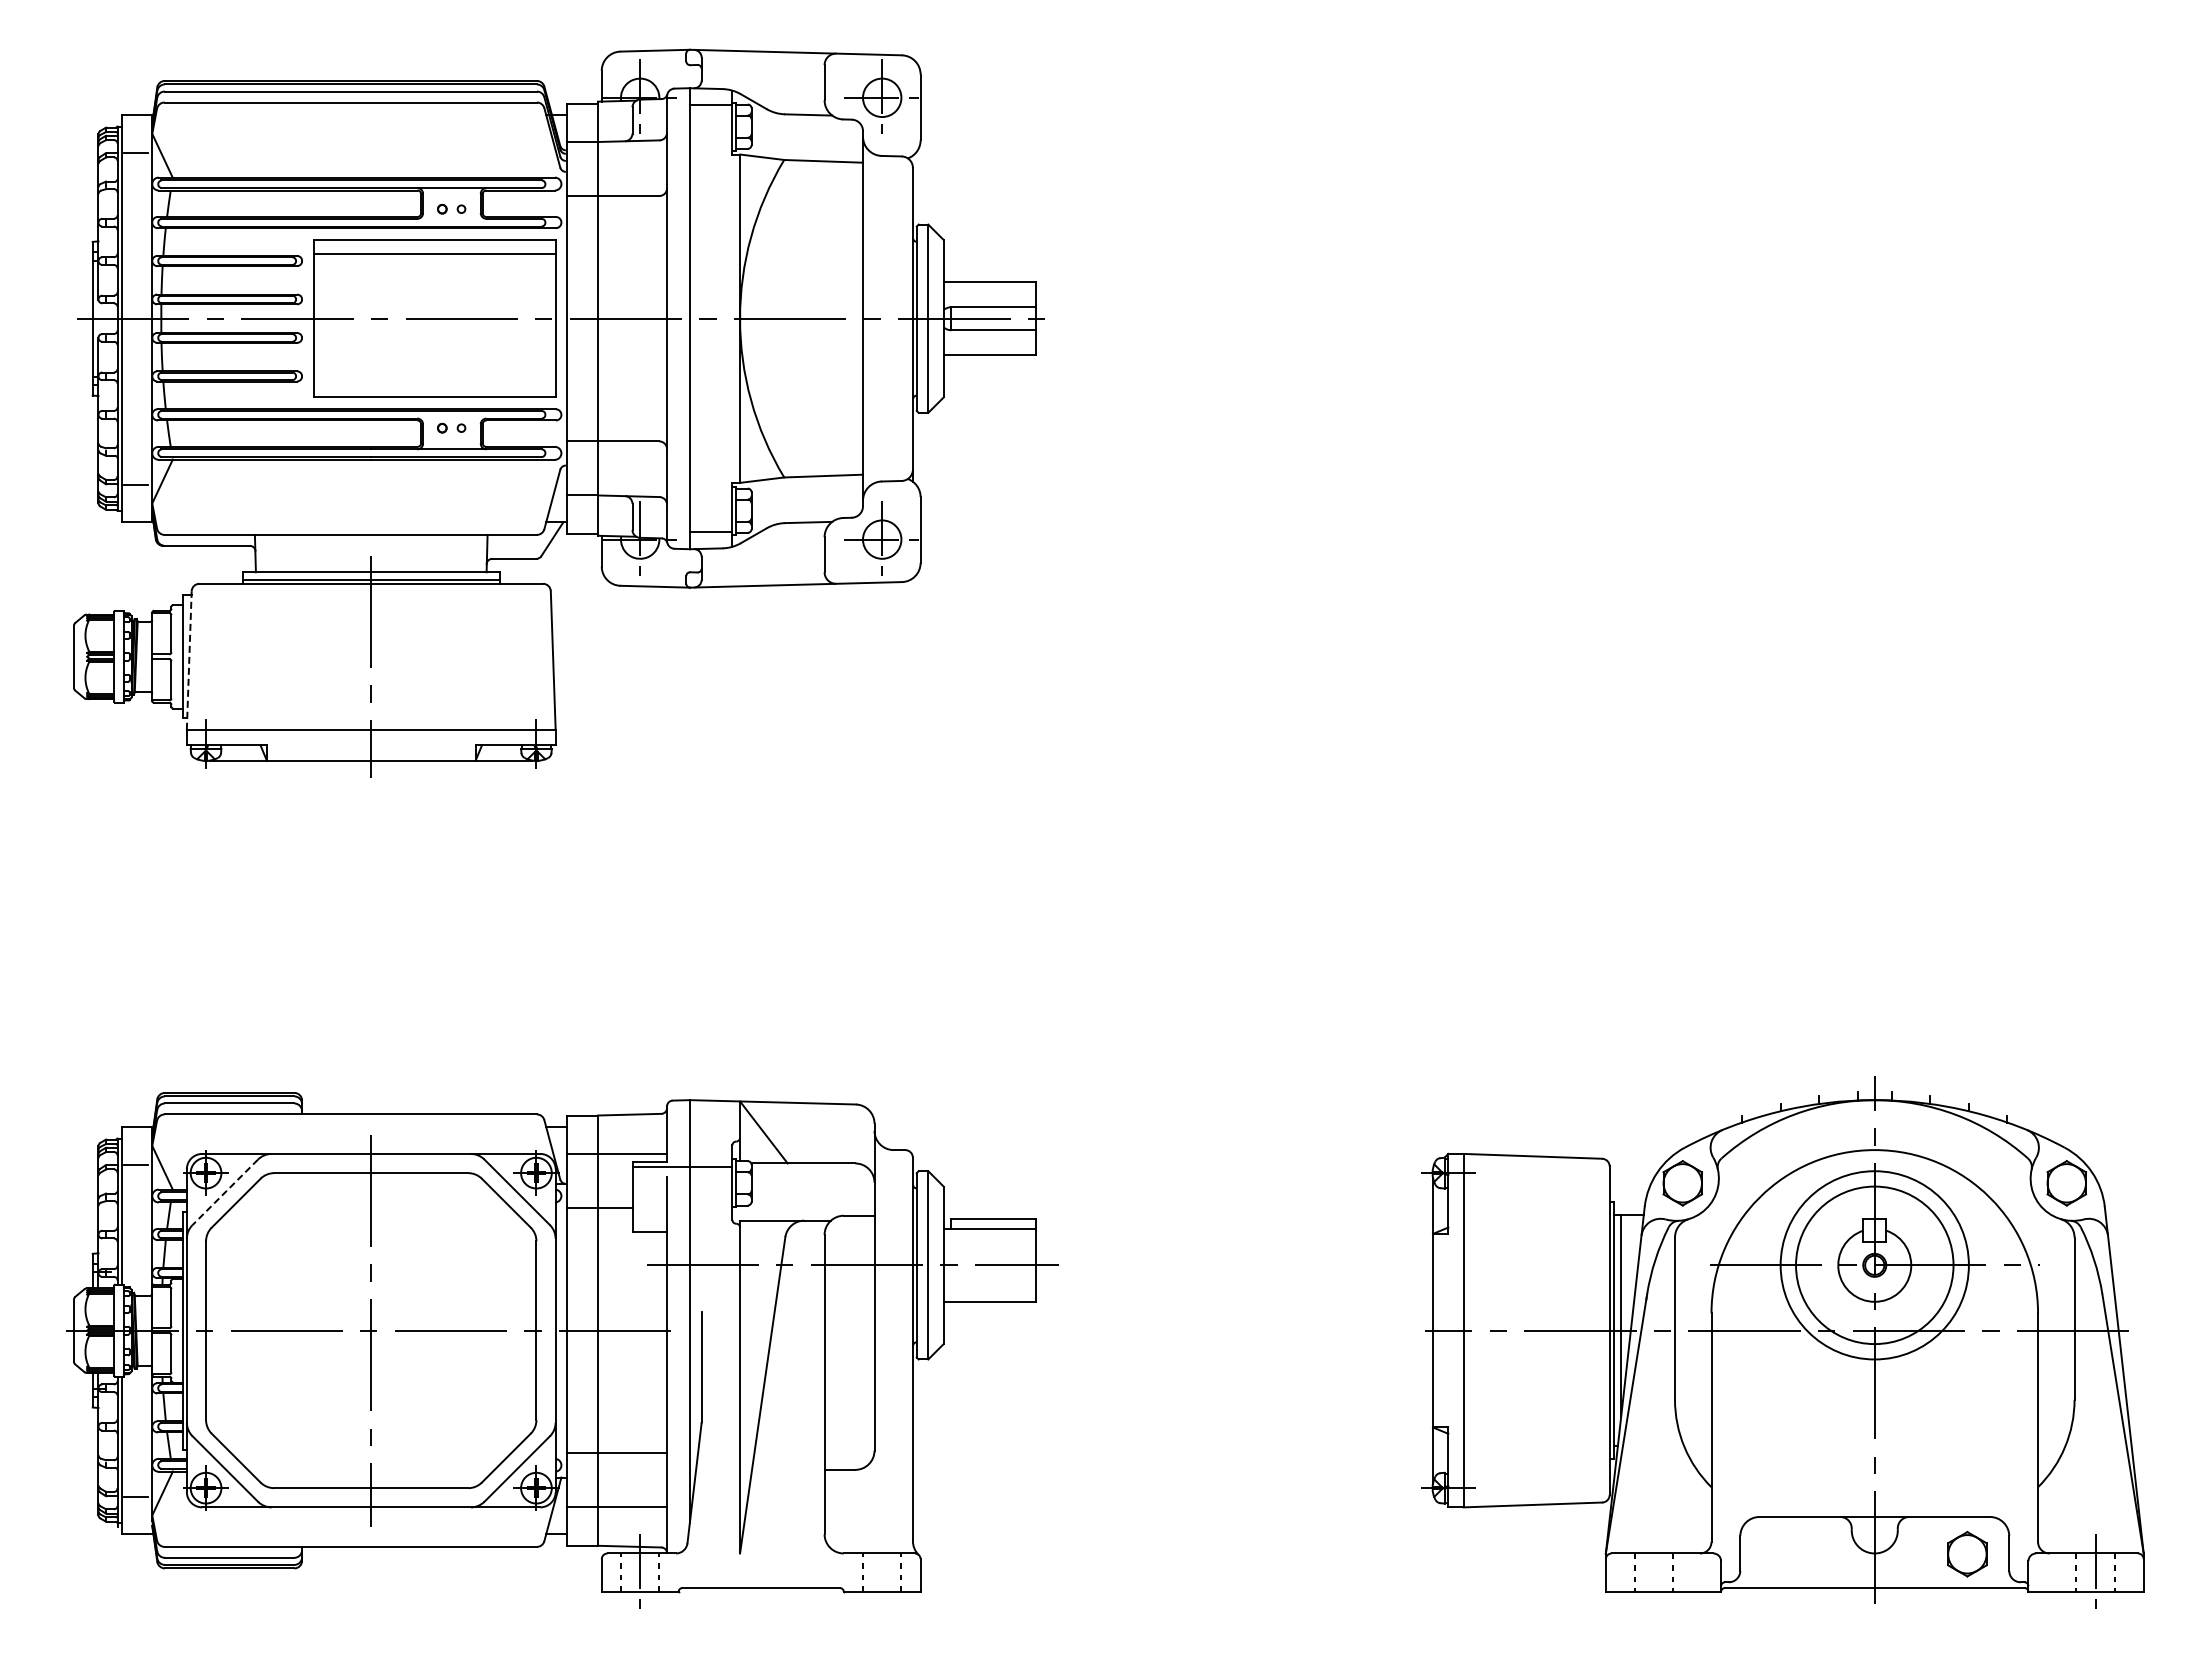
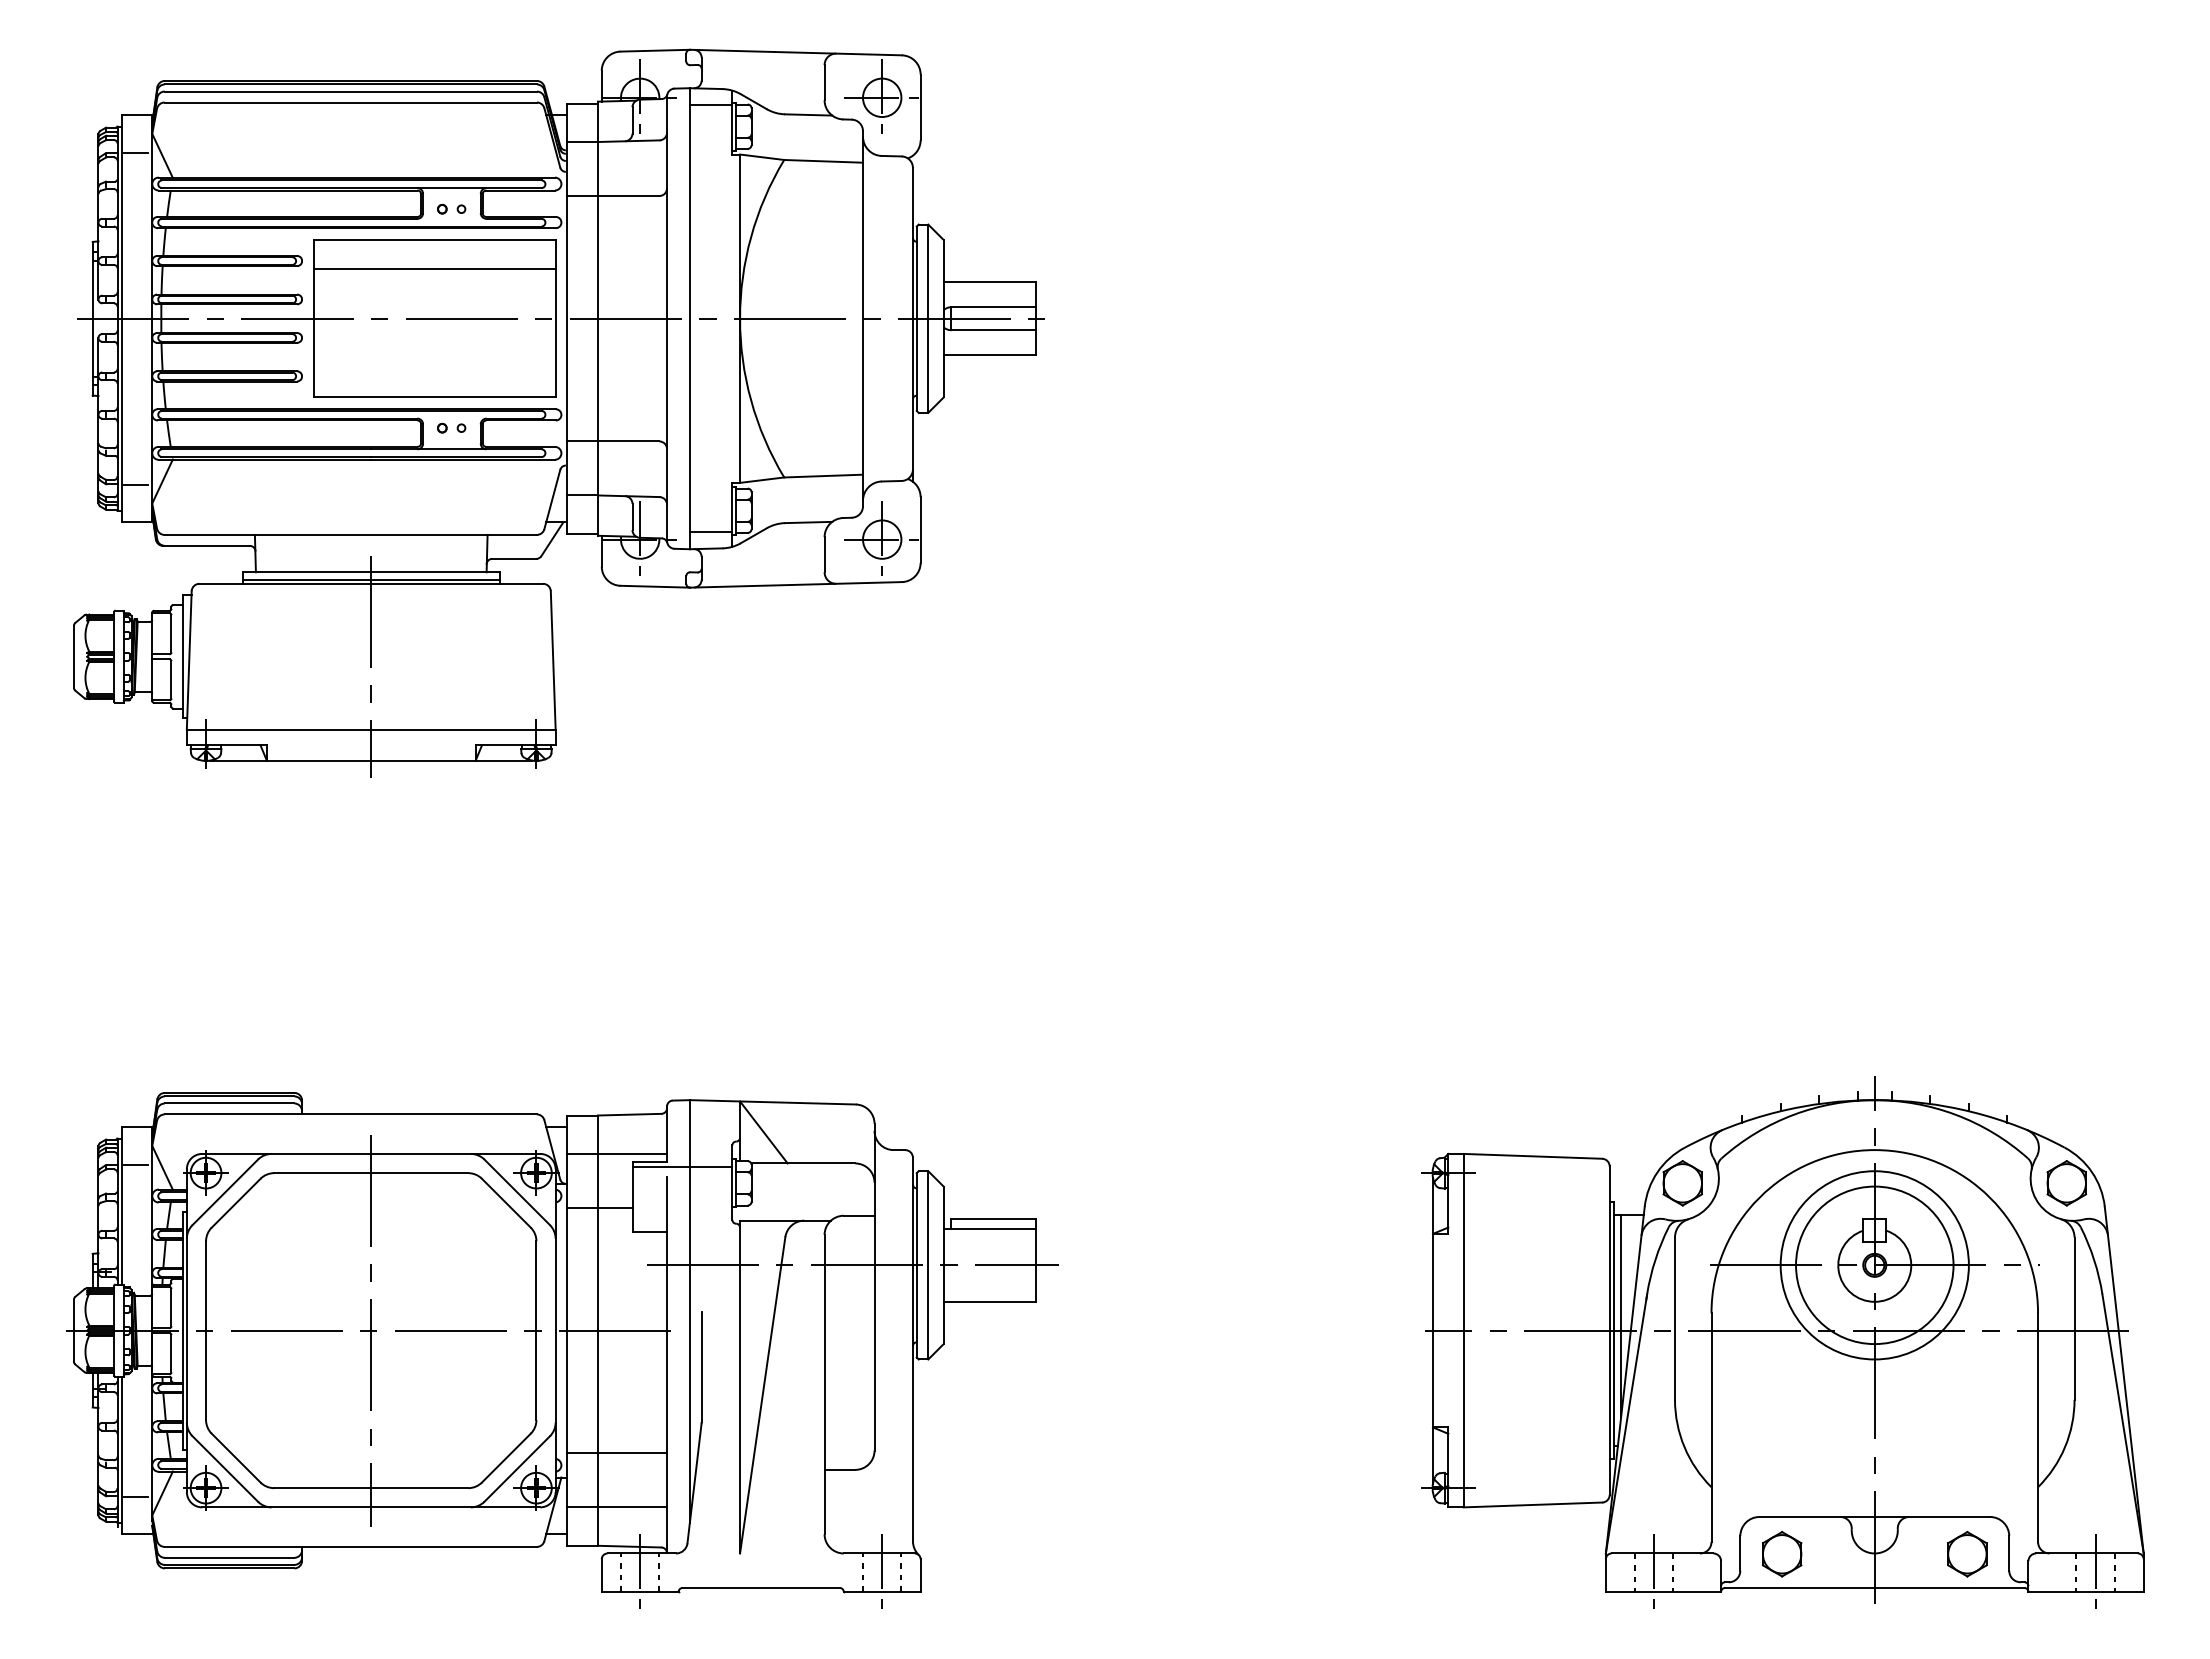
line position: (434, 253) -> (434, 268) (434, 268)
line: dashed -> solid (189, 660)
line: dashed -> solid (224, 1192)
part: none -> present (1781, 1554)
line: none -> present (882, 1572)
line: none -> present (1653, 1572)
